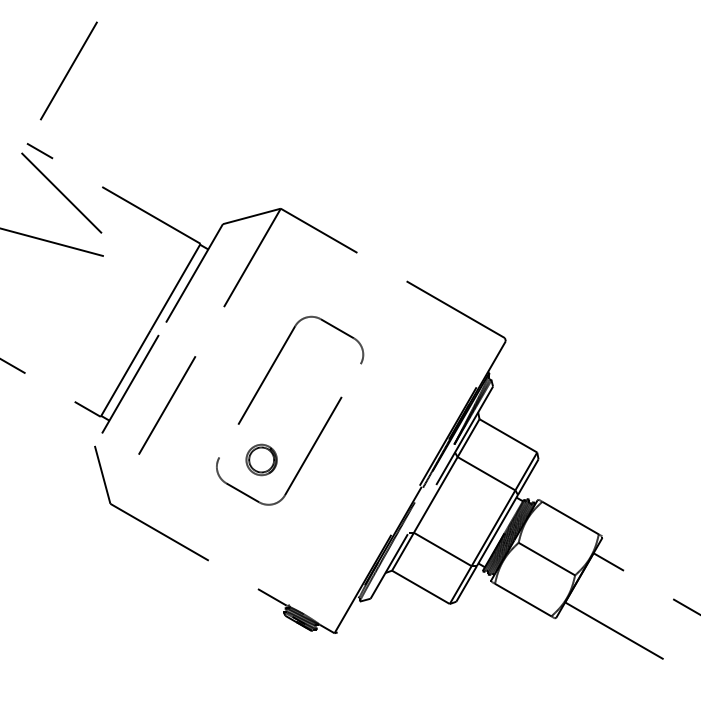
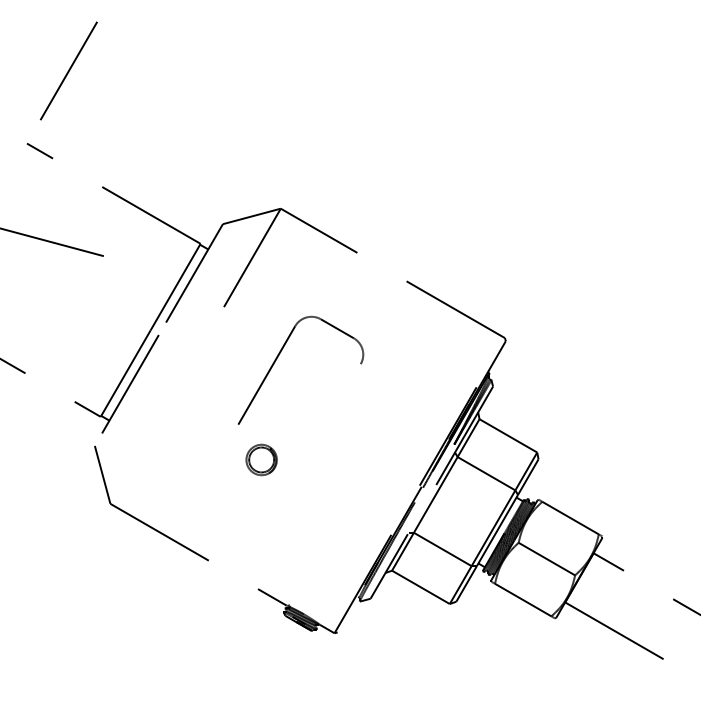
line: present -> none (61, 192)
line: present -> none (167, 405)
part: present -> none (302, 462)
